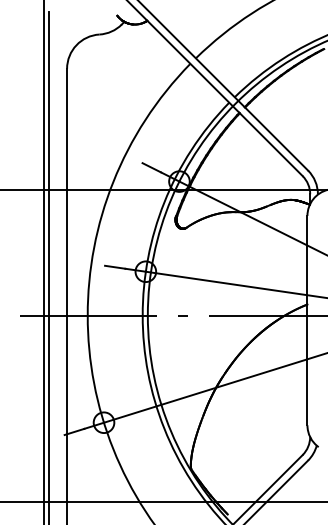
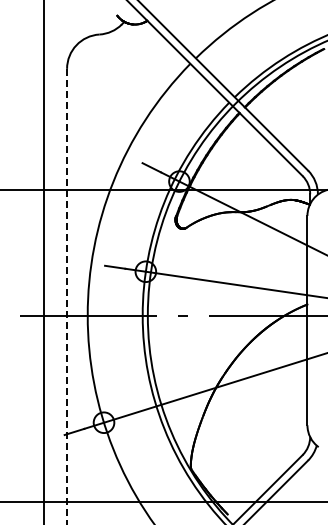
line: present -> none (49, 266)
line: solid -> dashed (67, 296)
